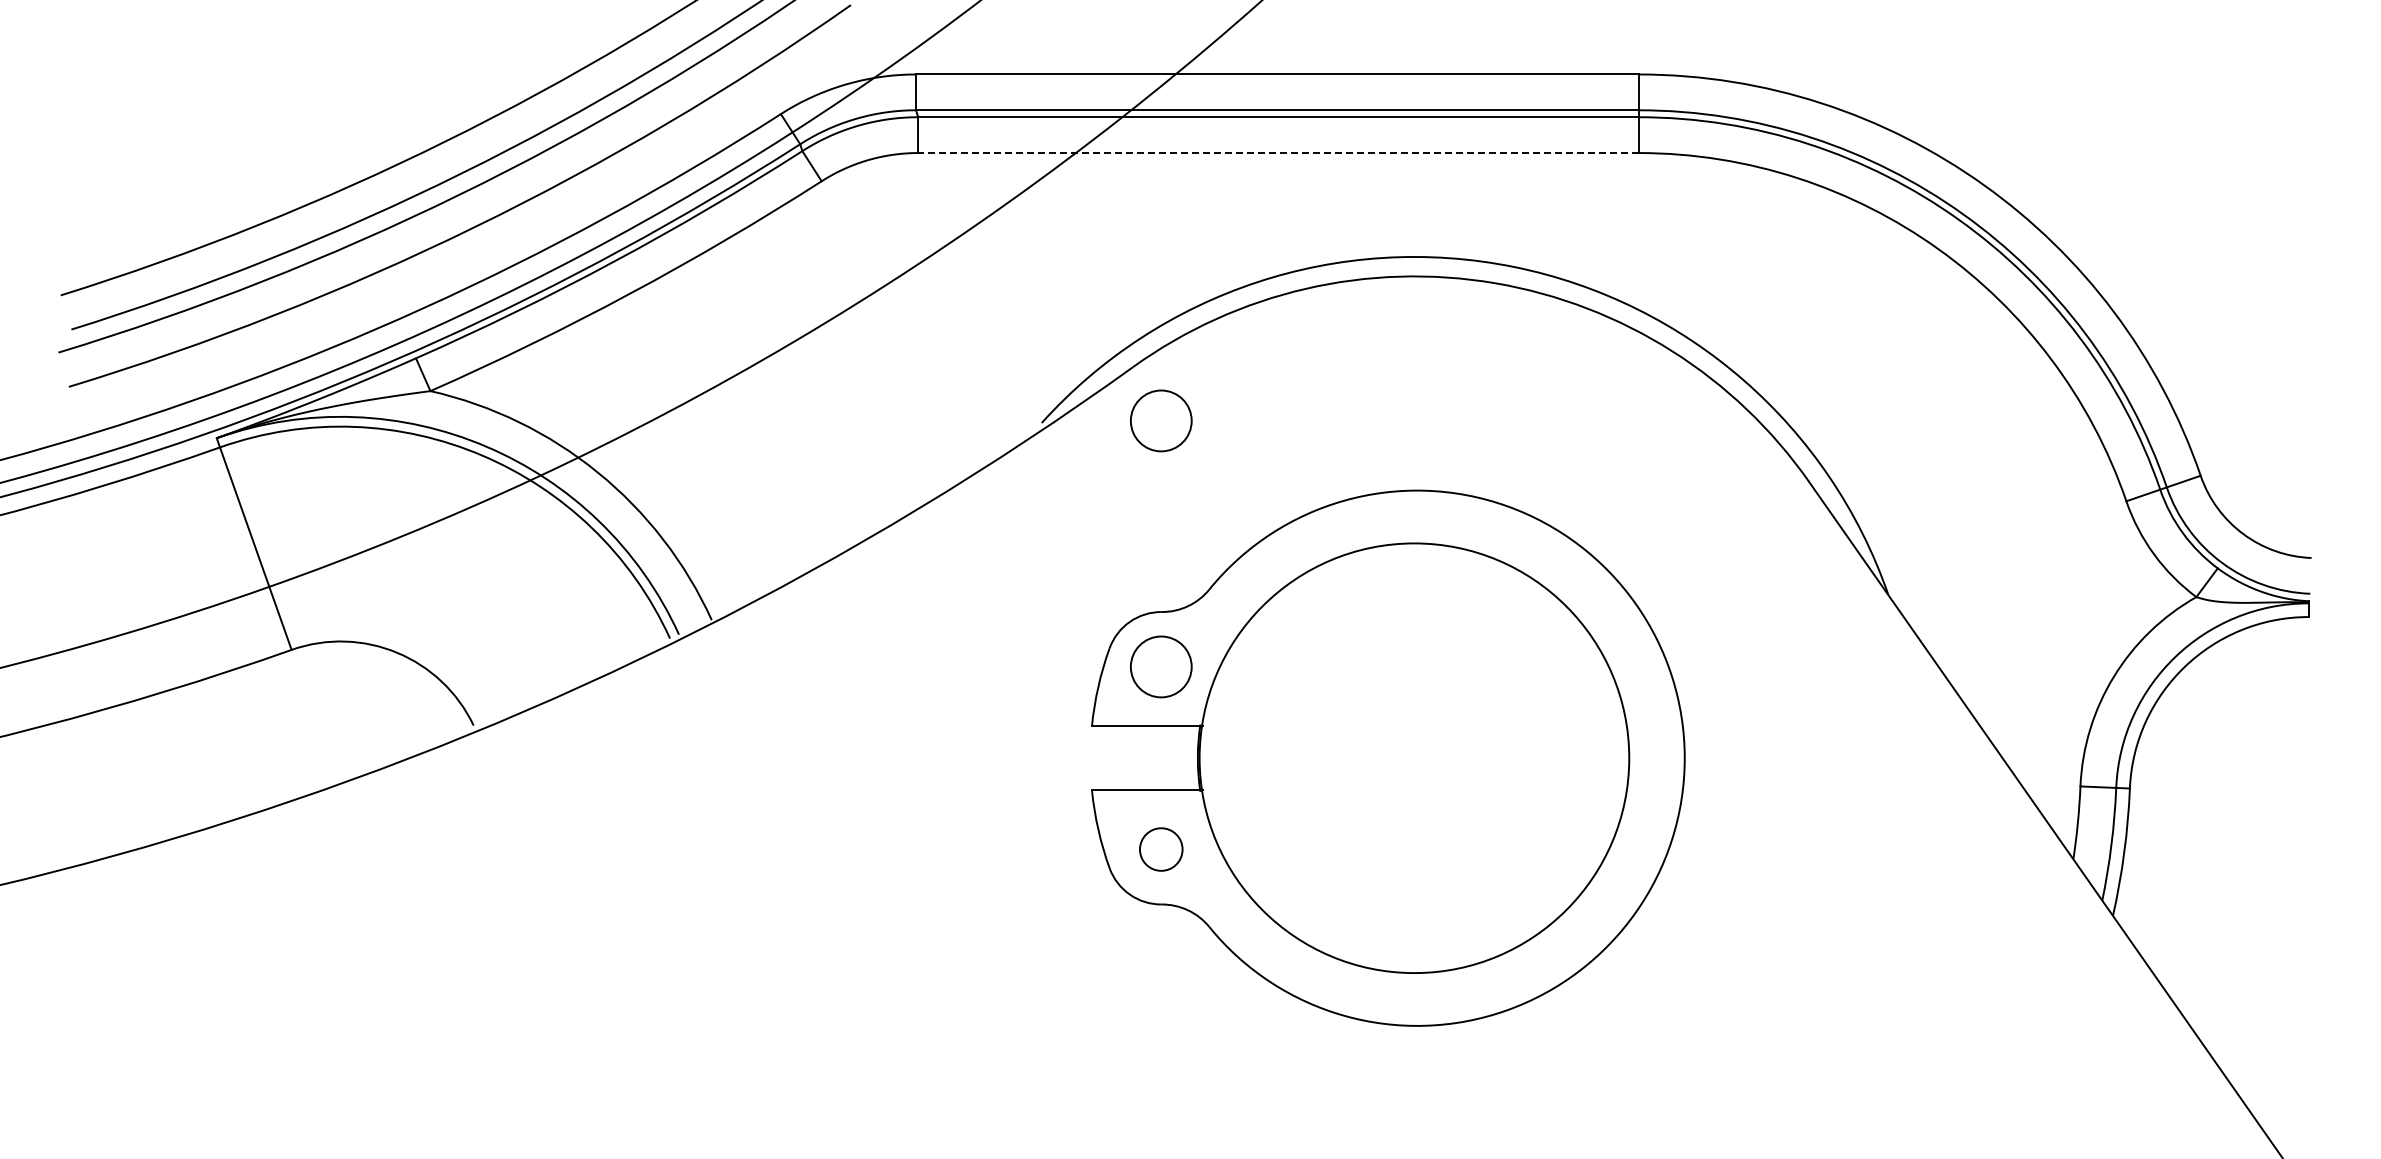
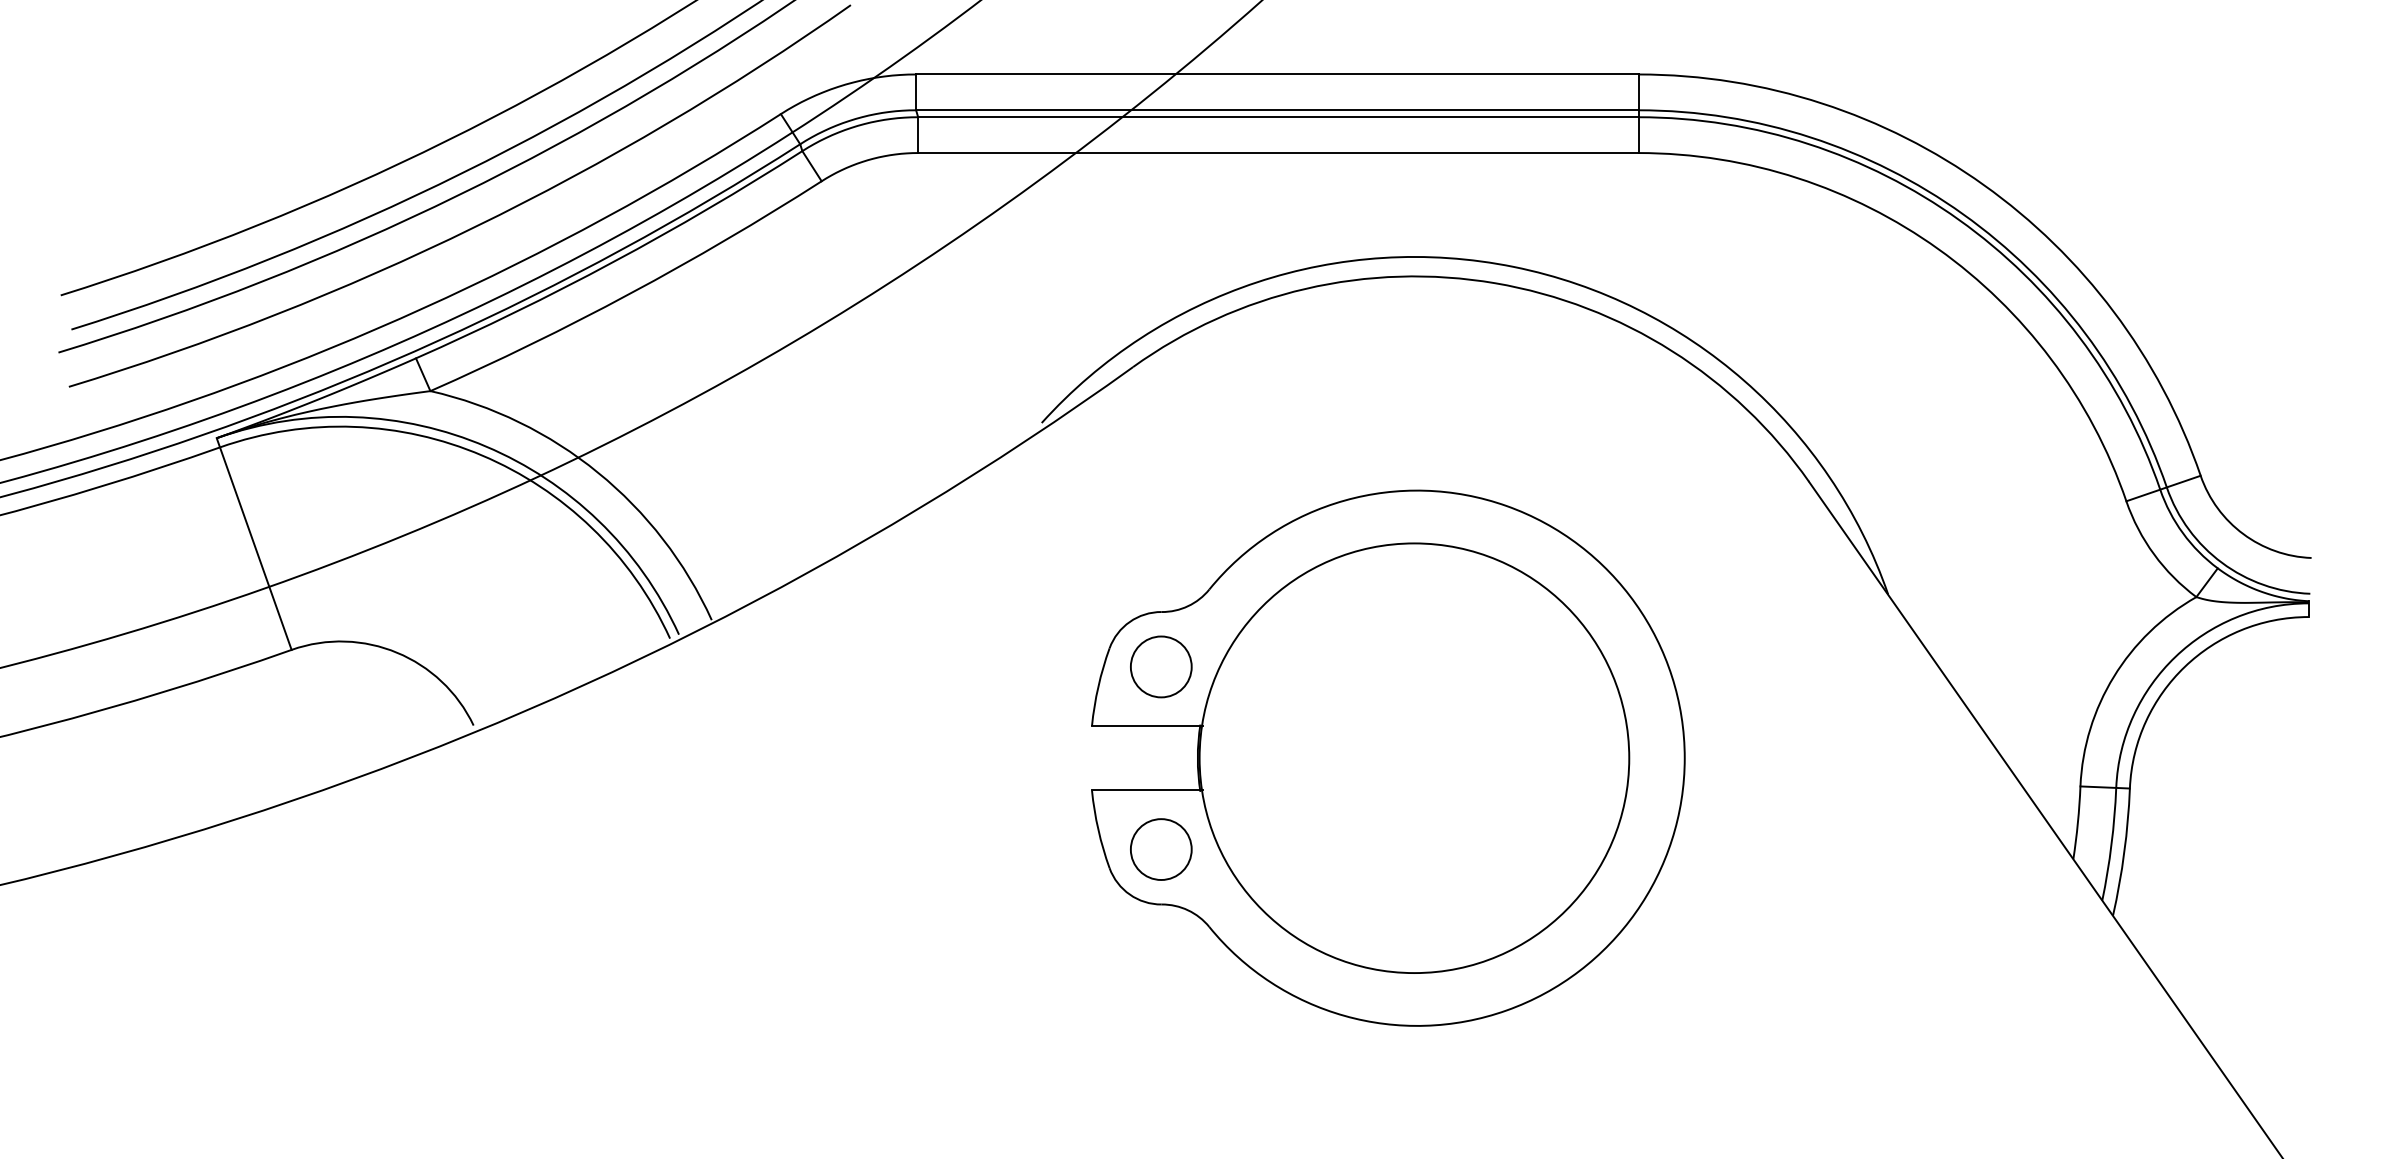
line: dashed -> solid (1277, 153)
circle: present -> none (1161, 420)
circle diameter: 43 px -> 61 px (1160, 849)
